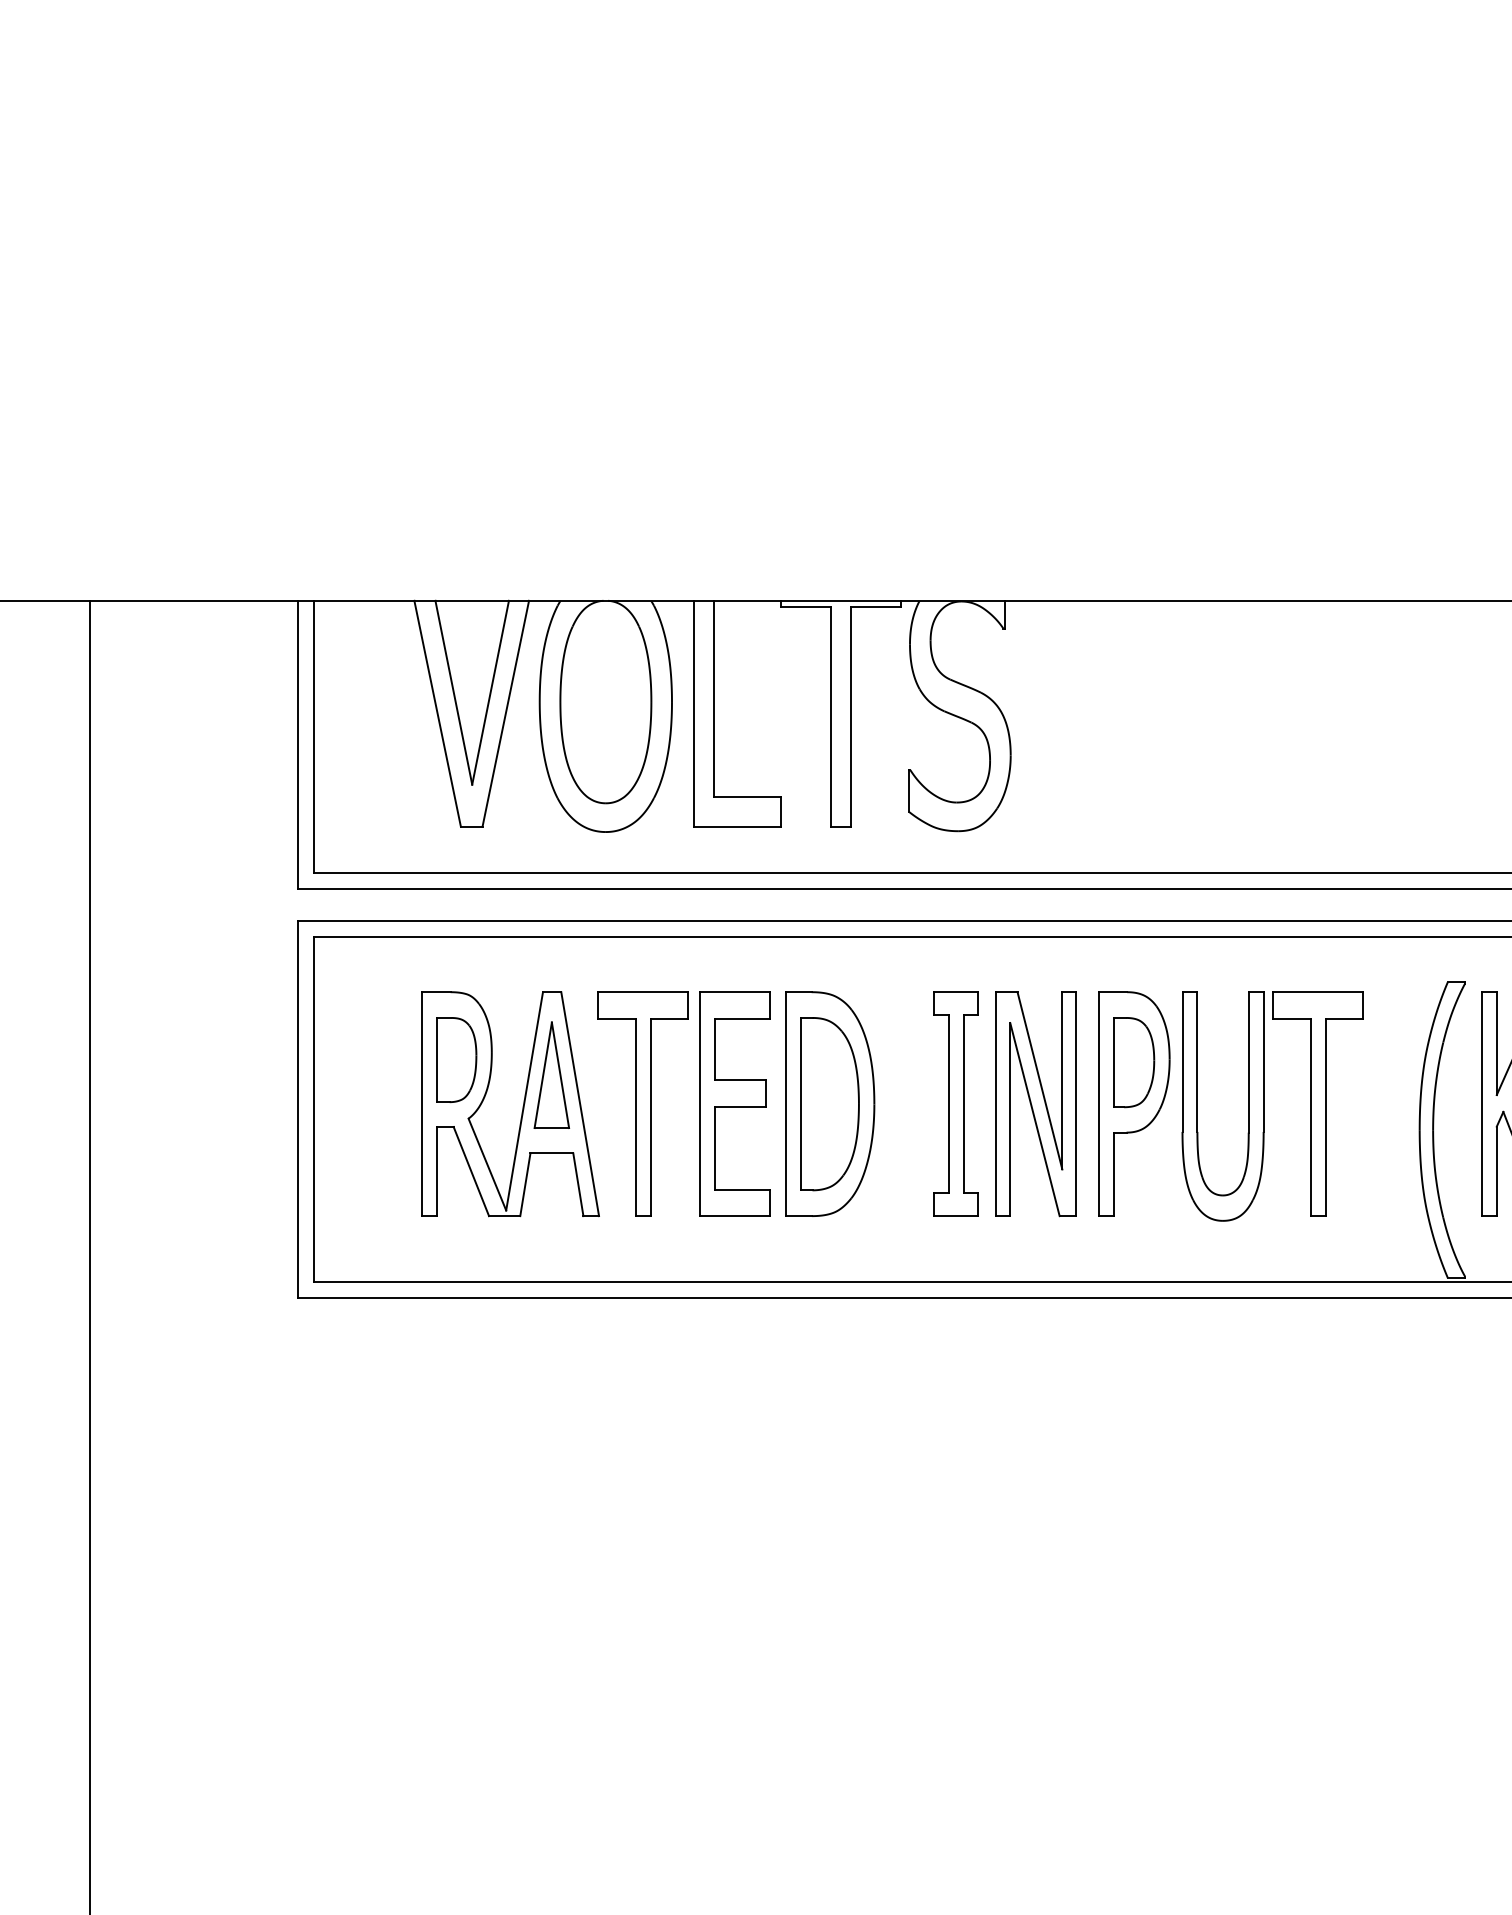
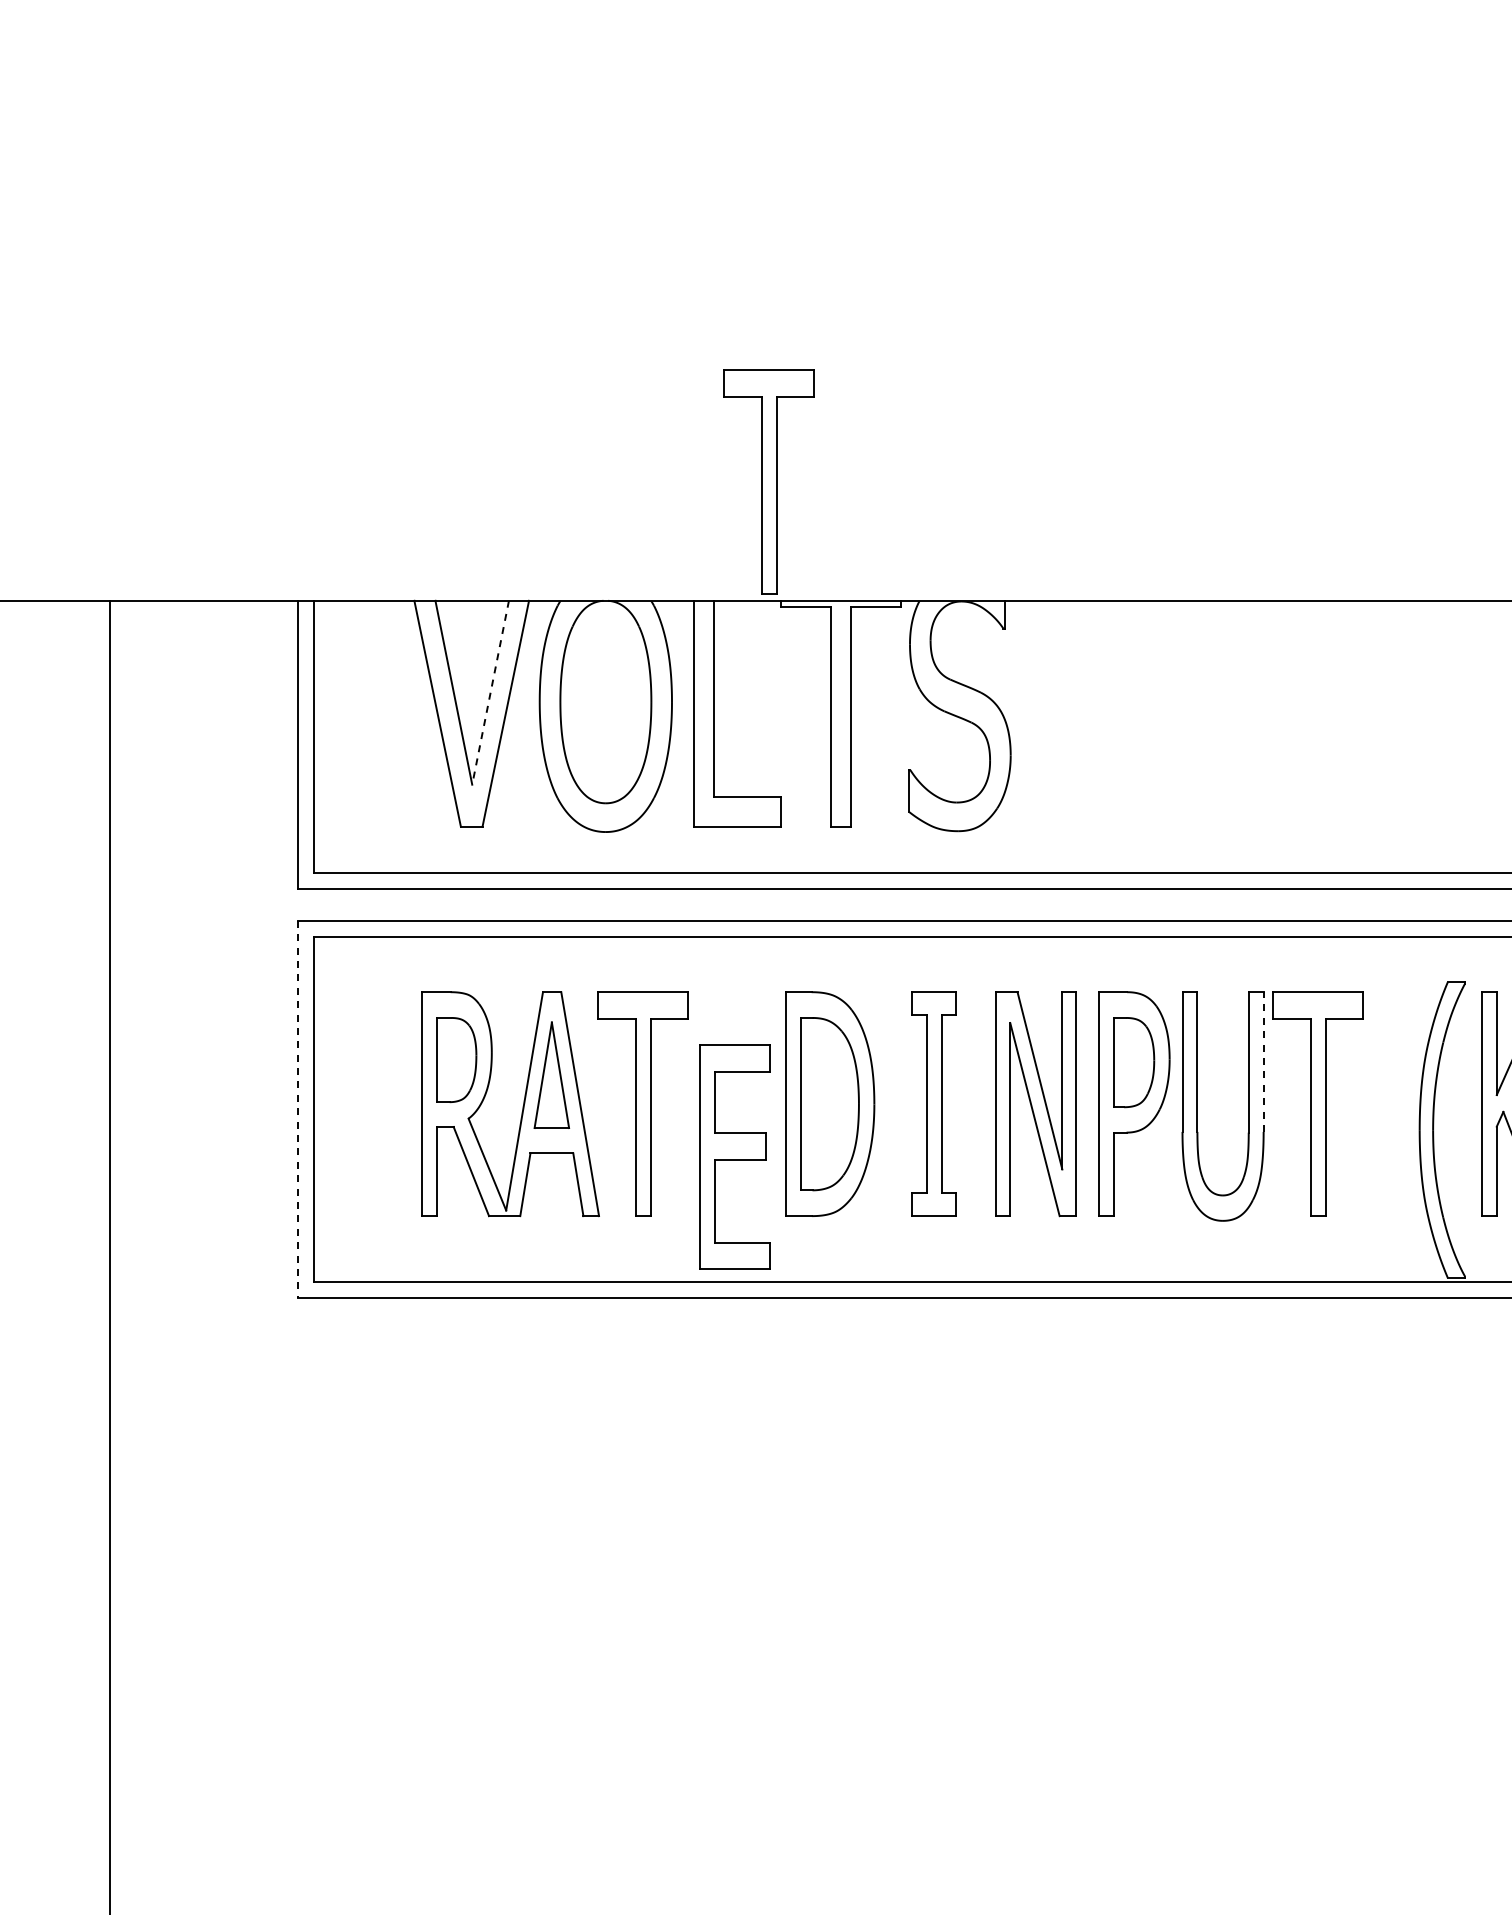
part: none -> present (768, 481)
line: solid -> dashed (490, 692)
line: solid -> dashed (1263, 1062)
part position: (734, 1103) -> (734, 1156) (734, 1156)
part position: (955, 1103) -> (933, 1103) (933, 1103)
line: solid -> dashed (298, 1109)
line position: (90, 1255) -> (110, 1255) (110, 1255)
